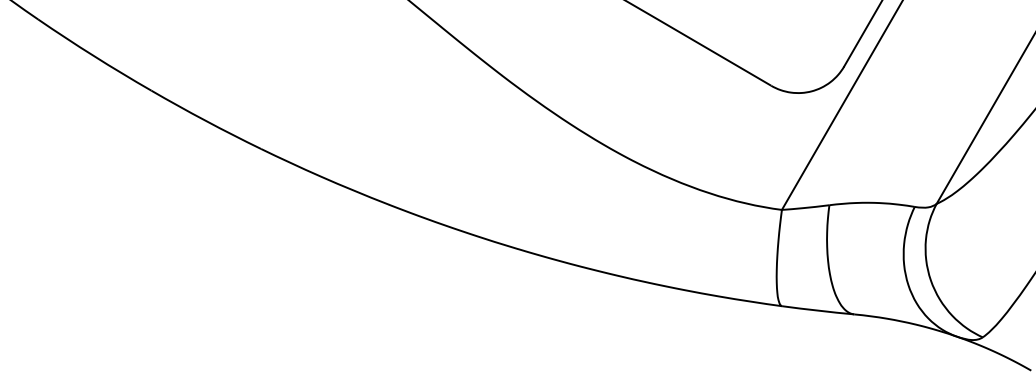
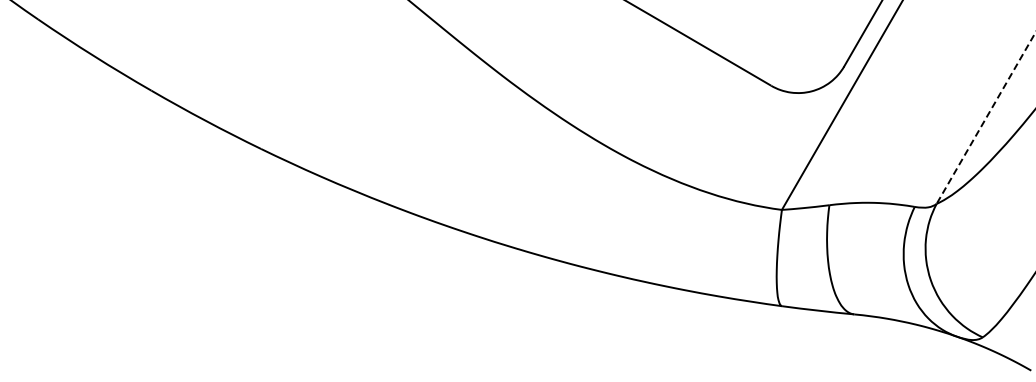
line: solid -> dashed (986, 118)
